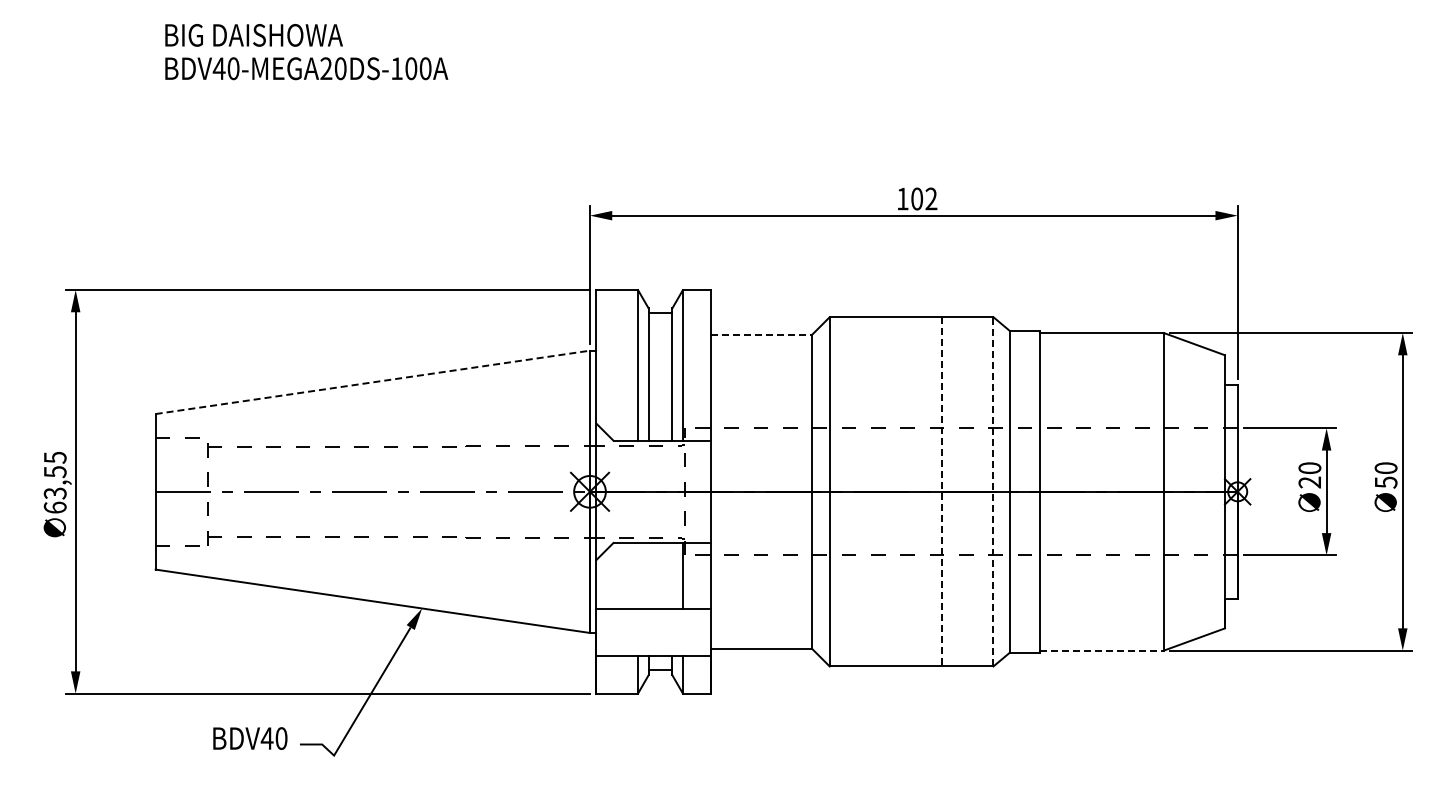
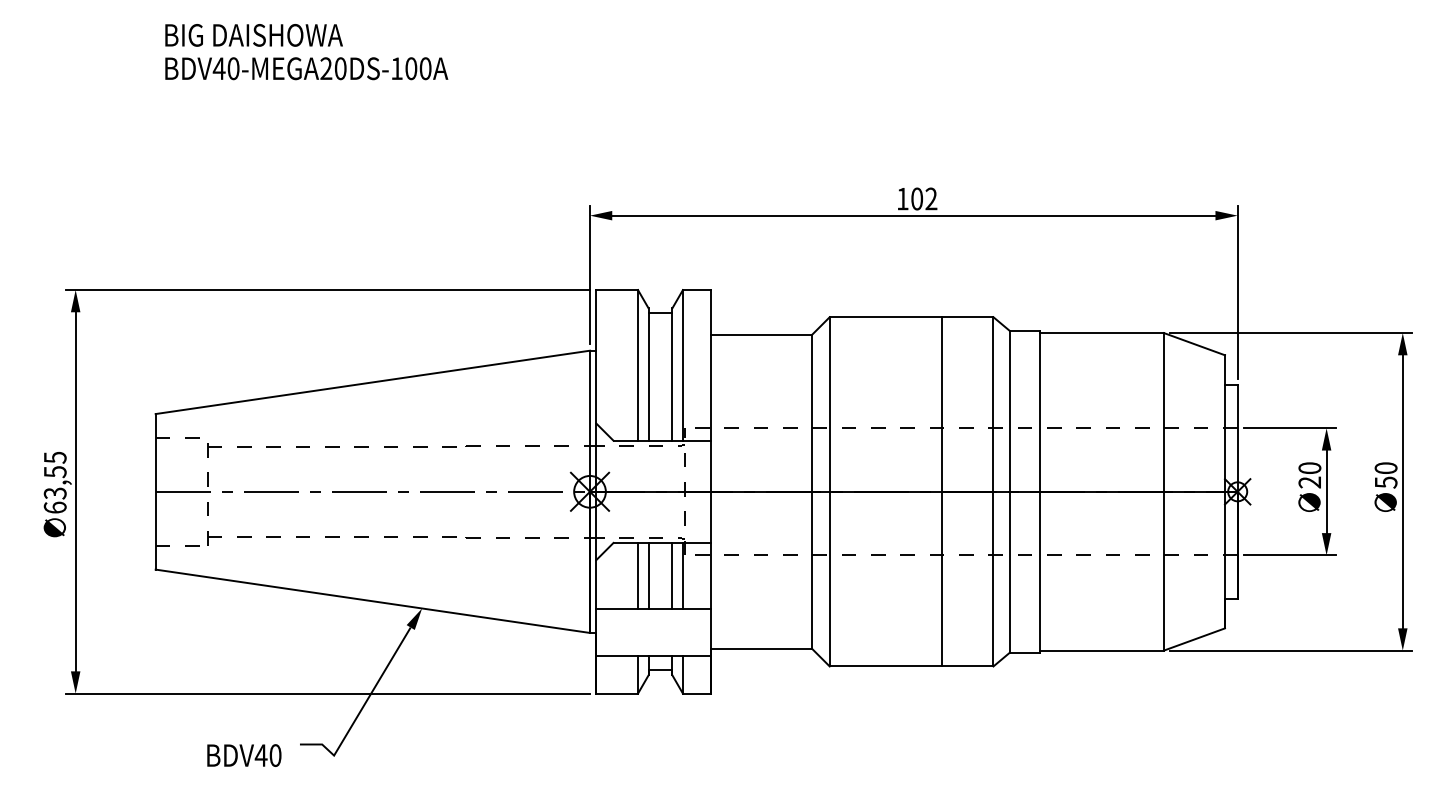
line: dashed -> solid (762, 334)
line: dashed -> solid (373, 382)
line: dashed -> solid (942, 491)
line: dashed -> solid (993, 491)
line: none -> present (638, 575)
line: none -> present (648, 575)
line: none -> present (672, 575)
line: dashed -> solid (1102, 650)
text position: (250, 738) -> (244, 755) (244, 755)
